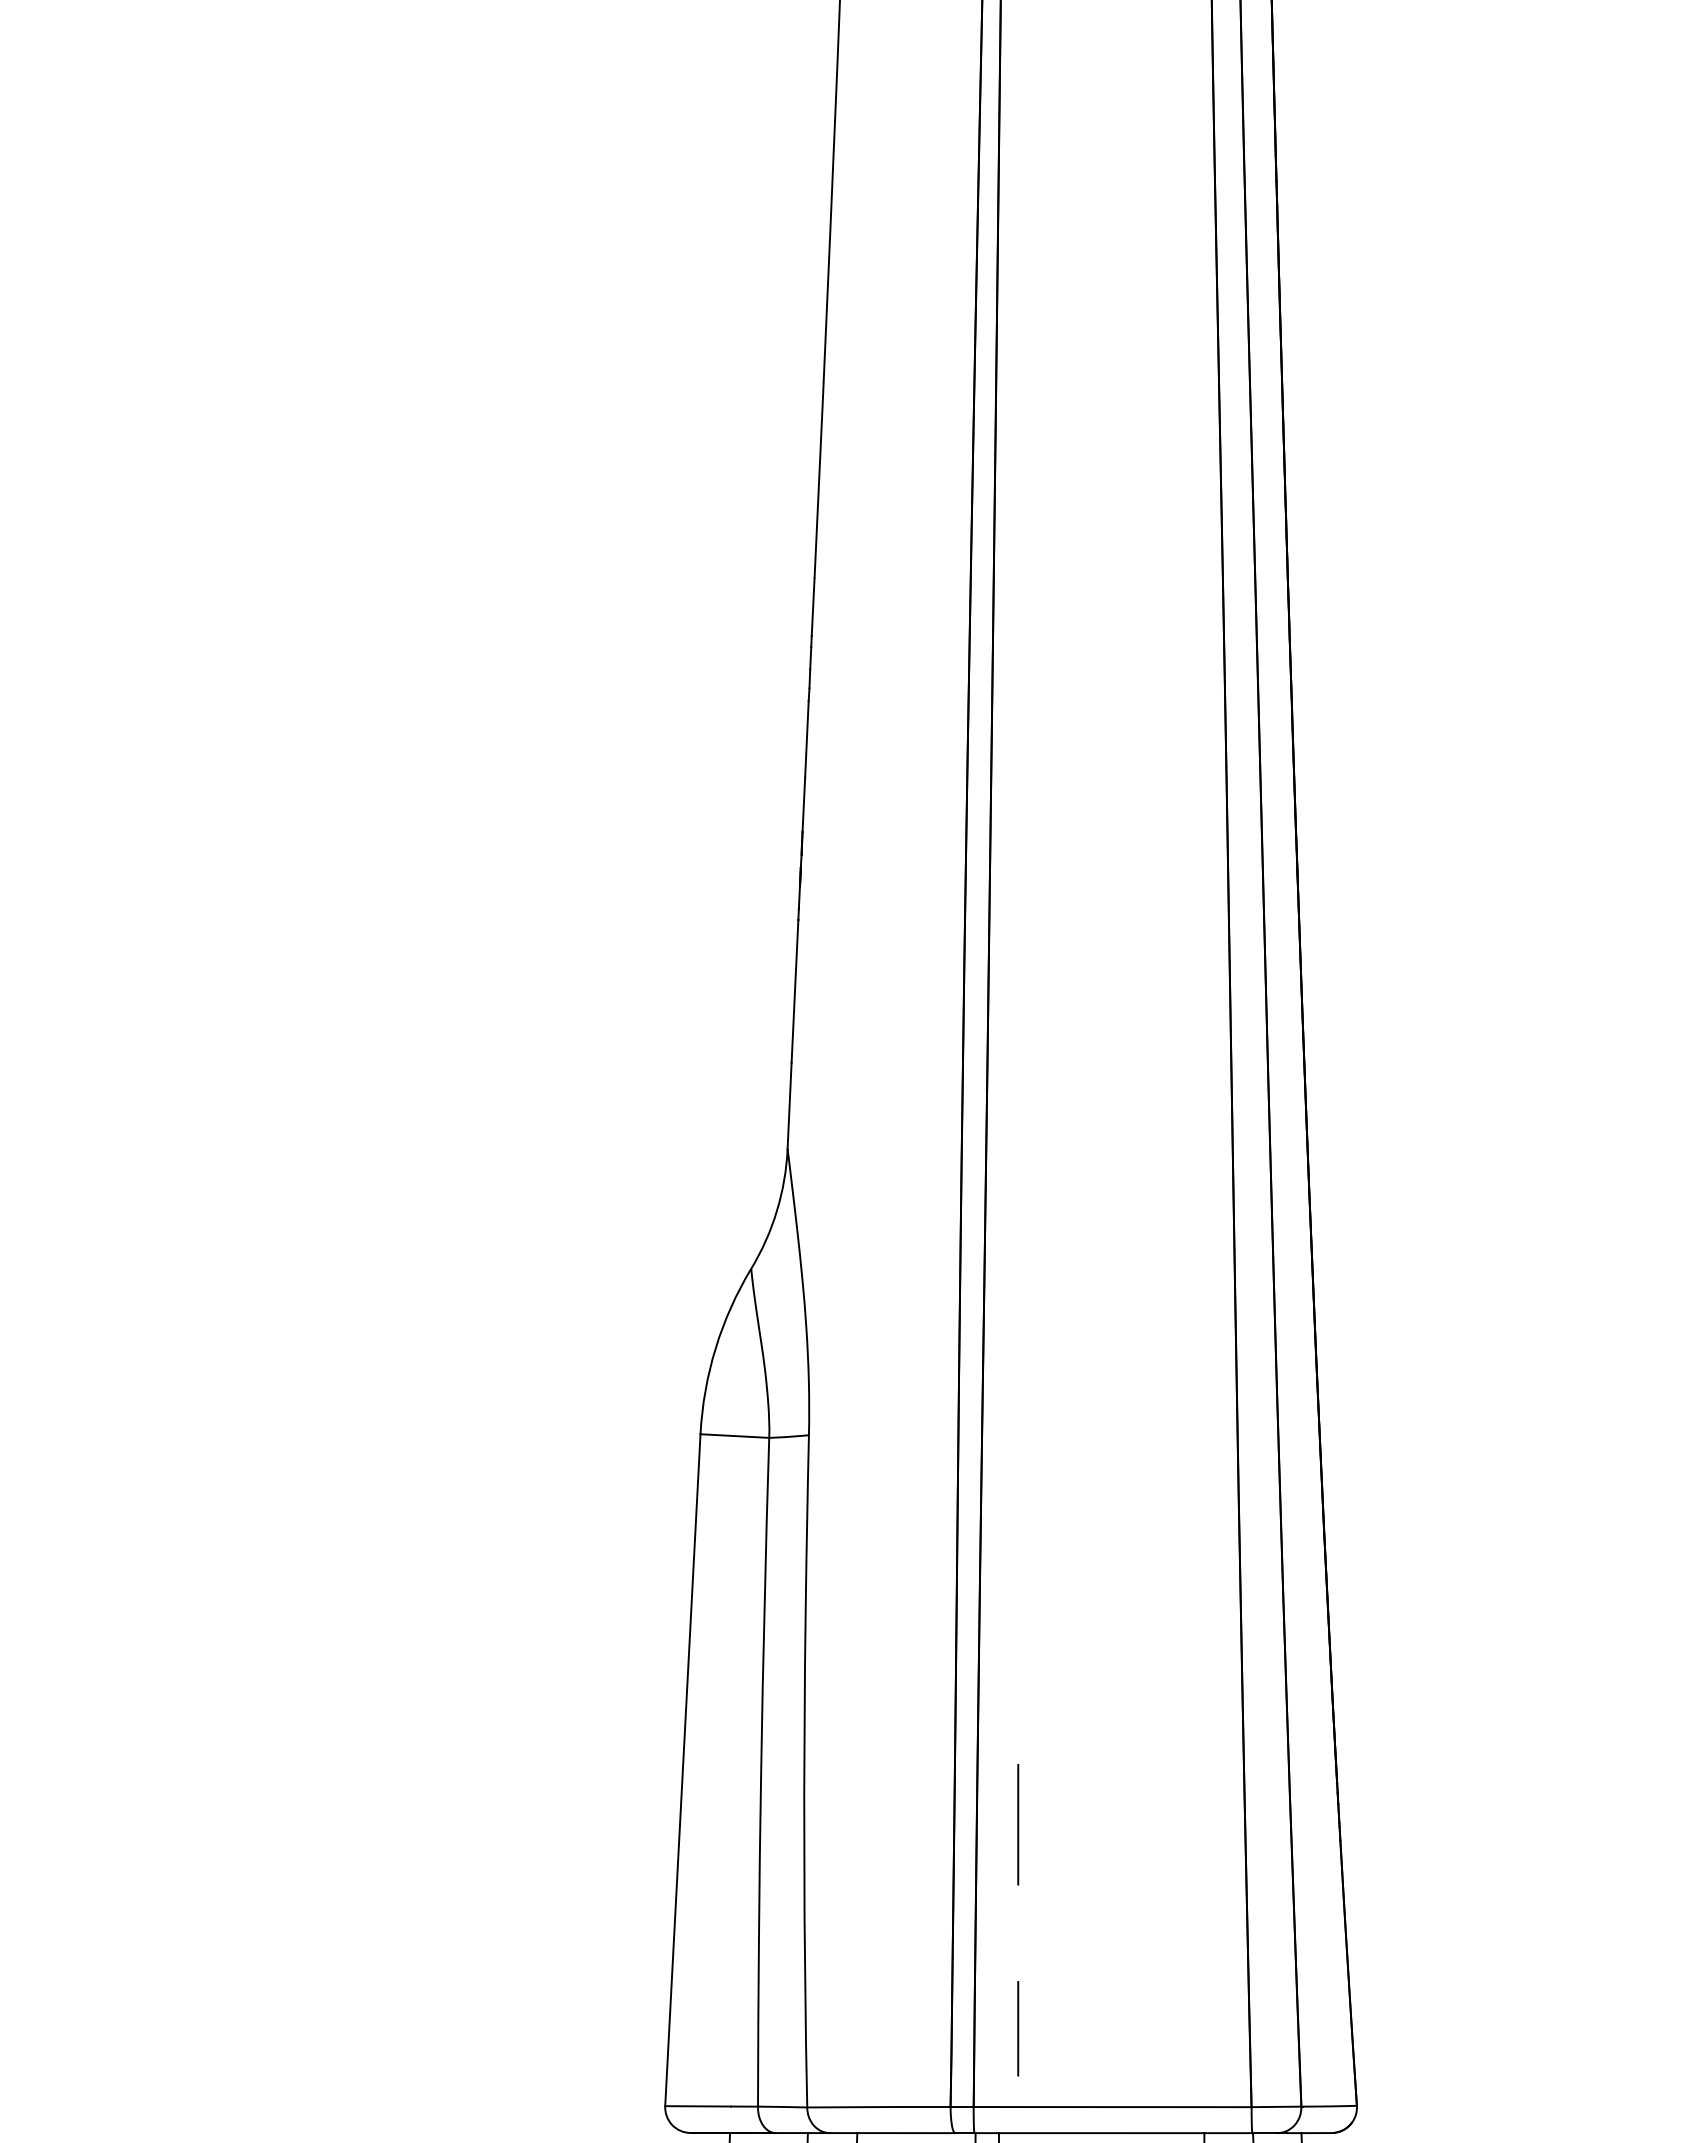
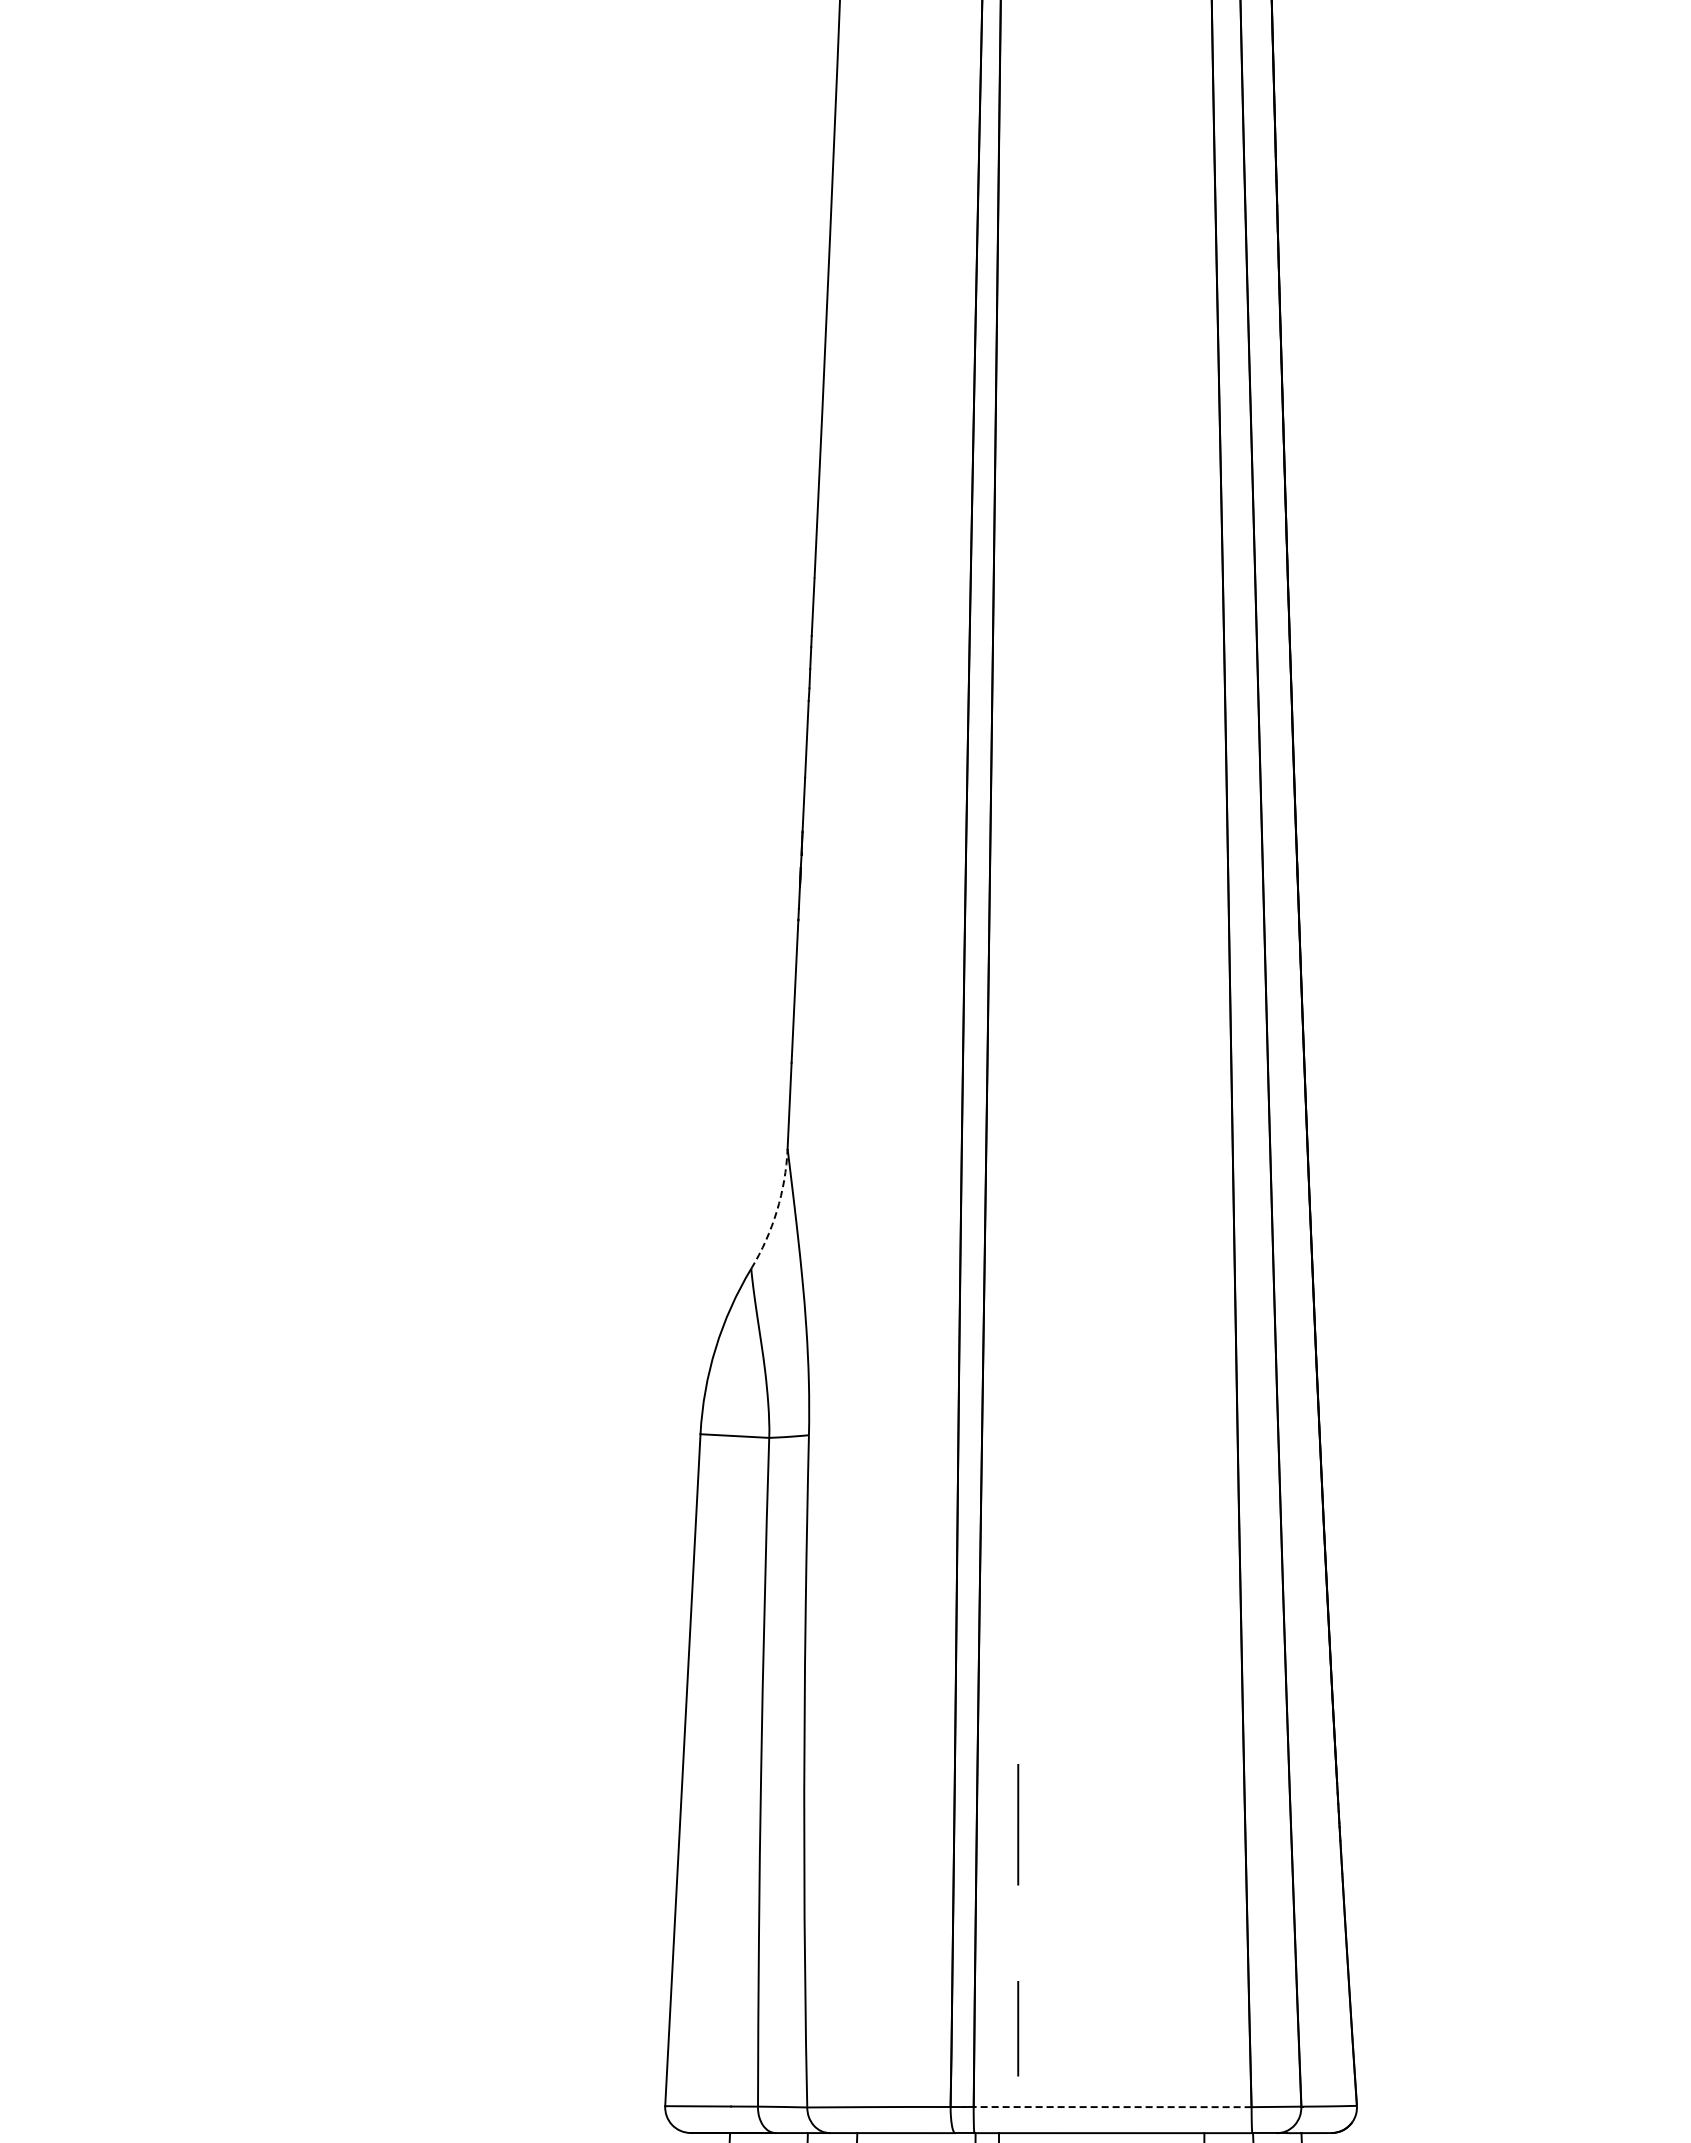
arc: solid -> dashed (776, 1211)
line: solid -> dashed (1112, 2107)
